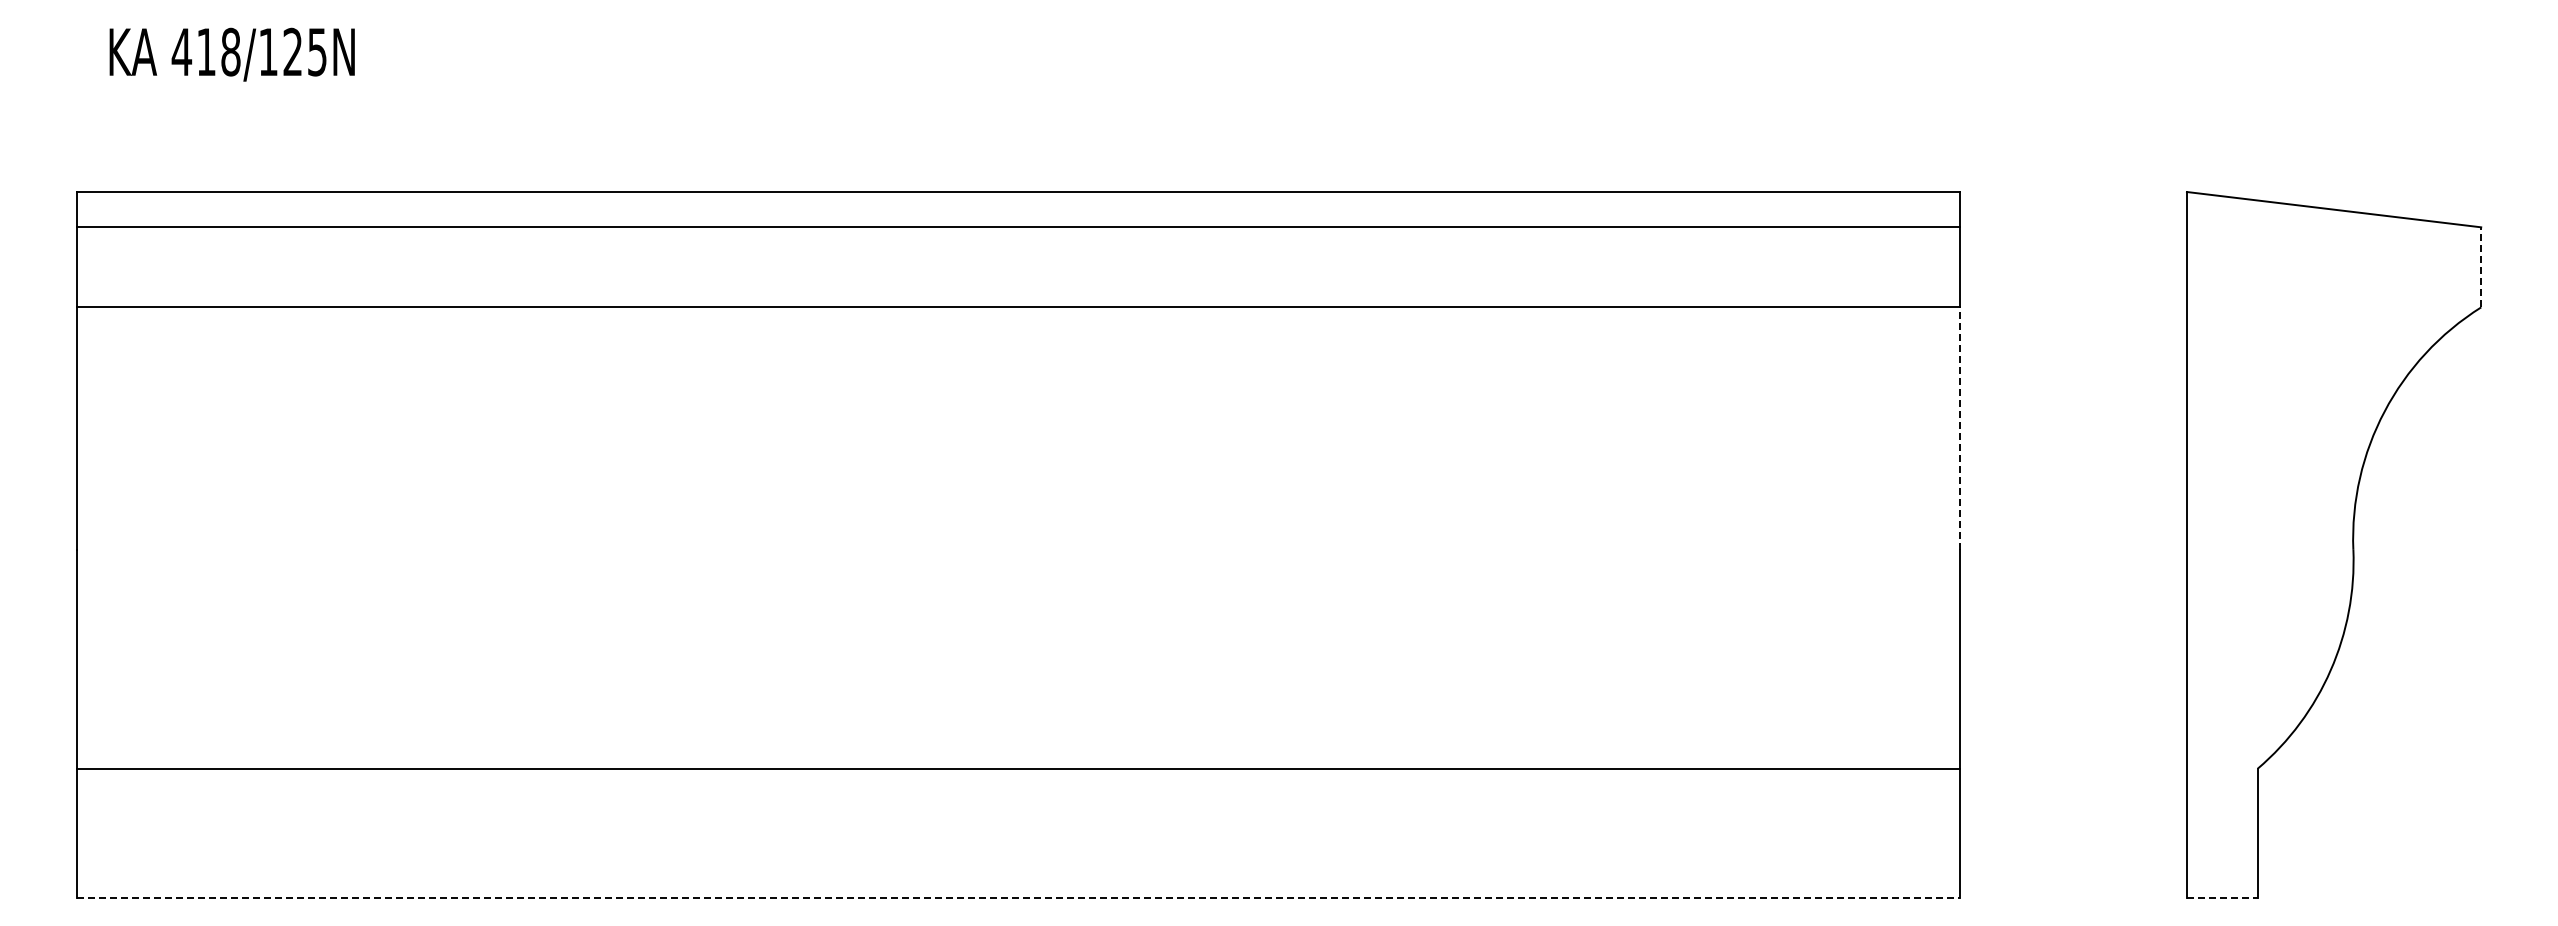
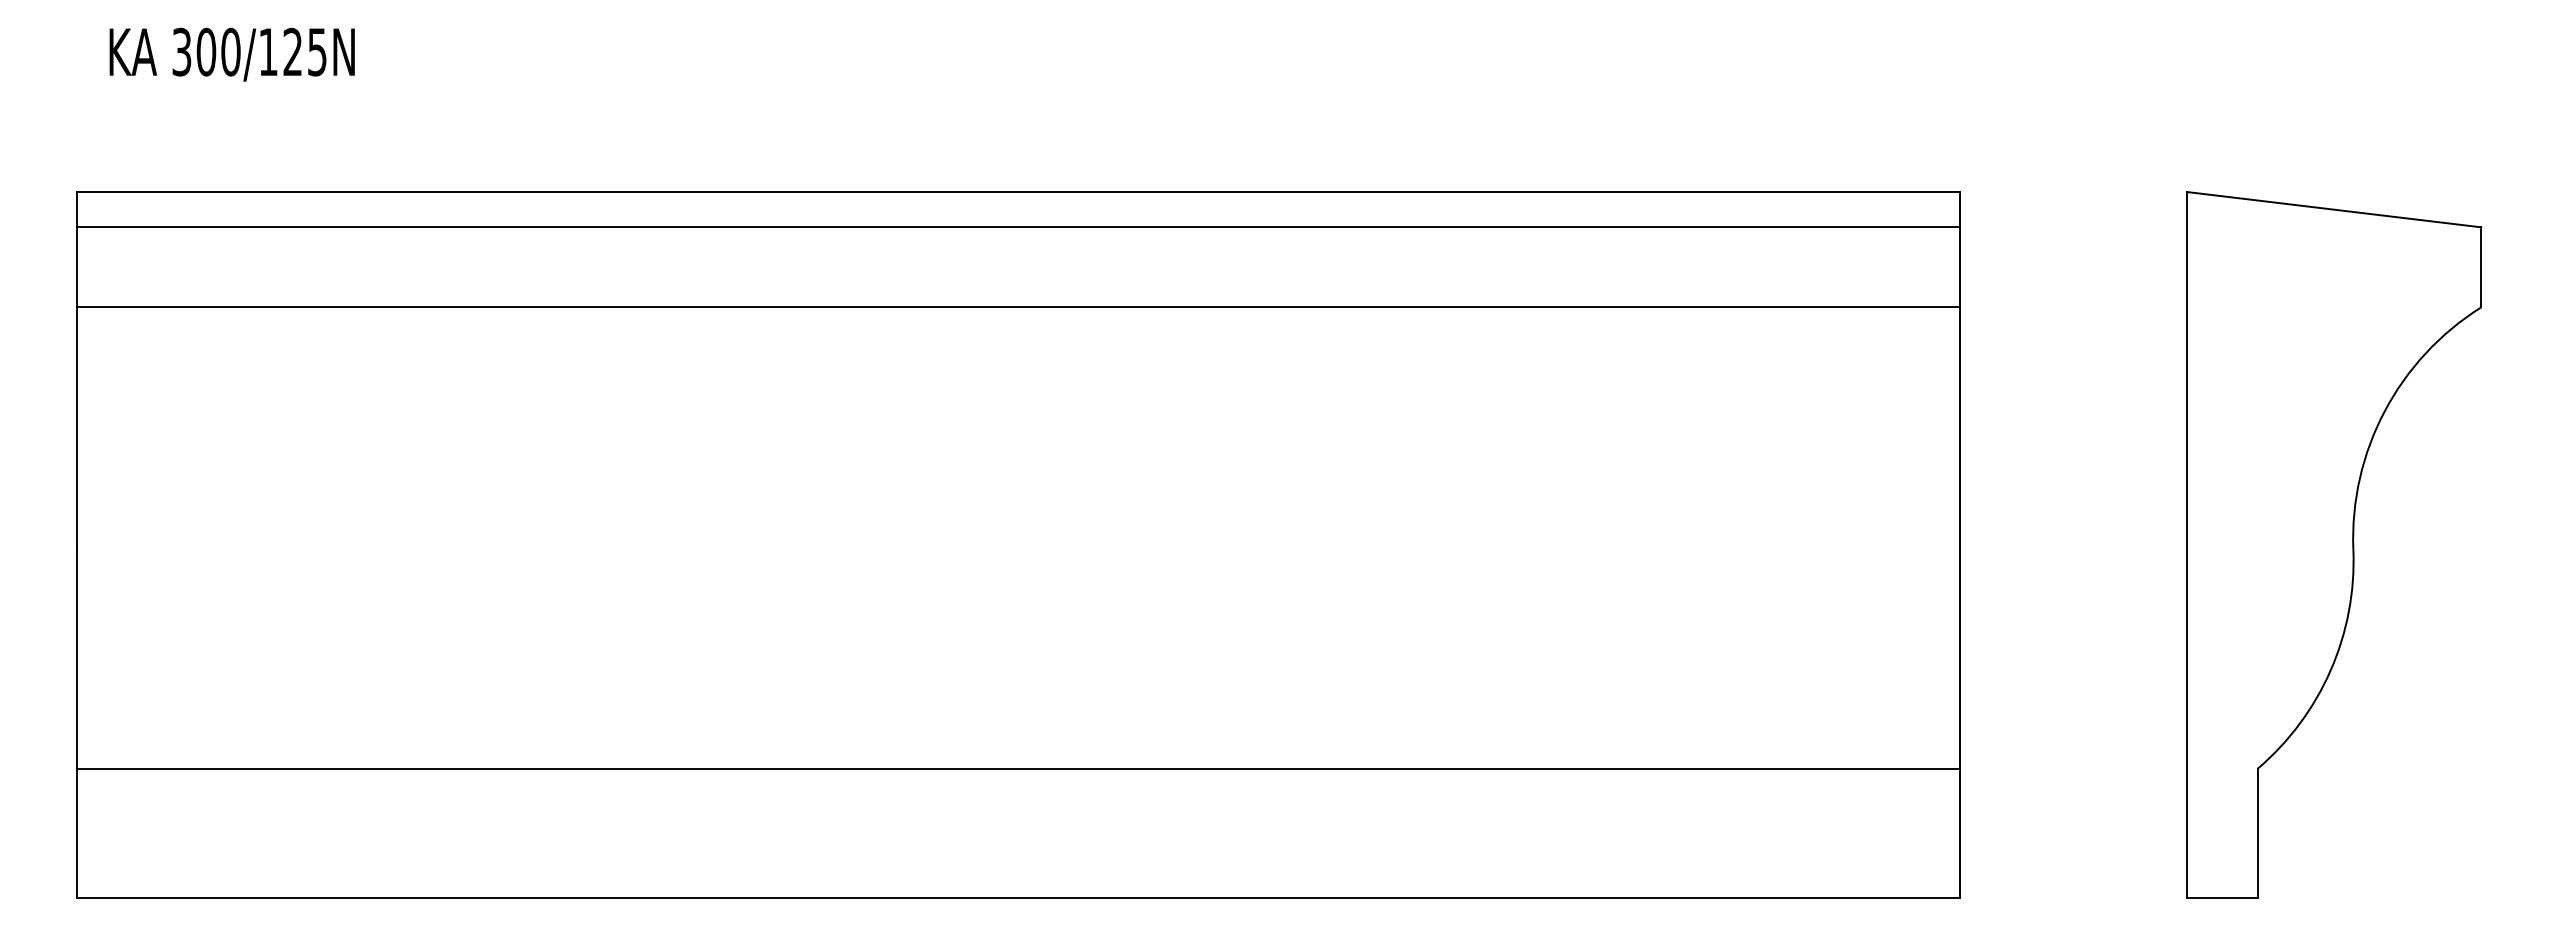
text: 418/125N -> 300/125N (205, 51)
line: dashed -> solid (2481, 266)
line: dashed -> solid (1960, 428)
line: dashed -> solid (1018, 898)
line: dashed -> solid (2222, 898)
